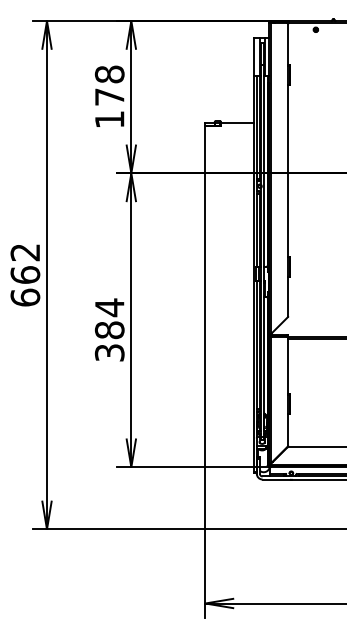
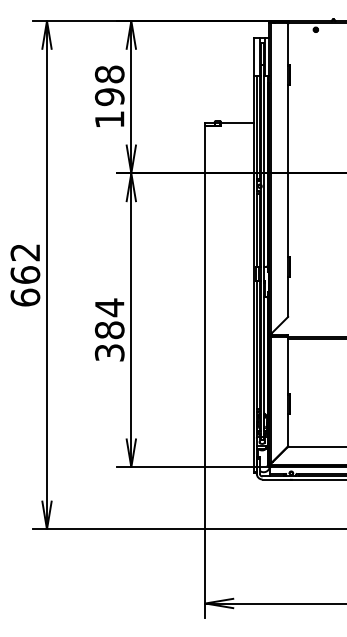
text: 178 -> 198 (109, 97)
